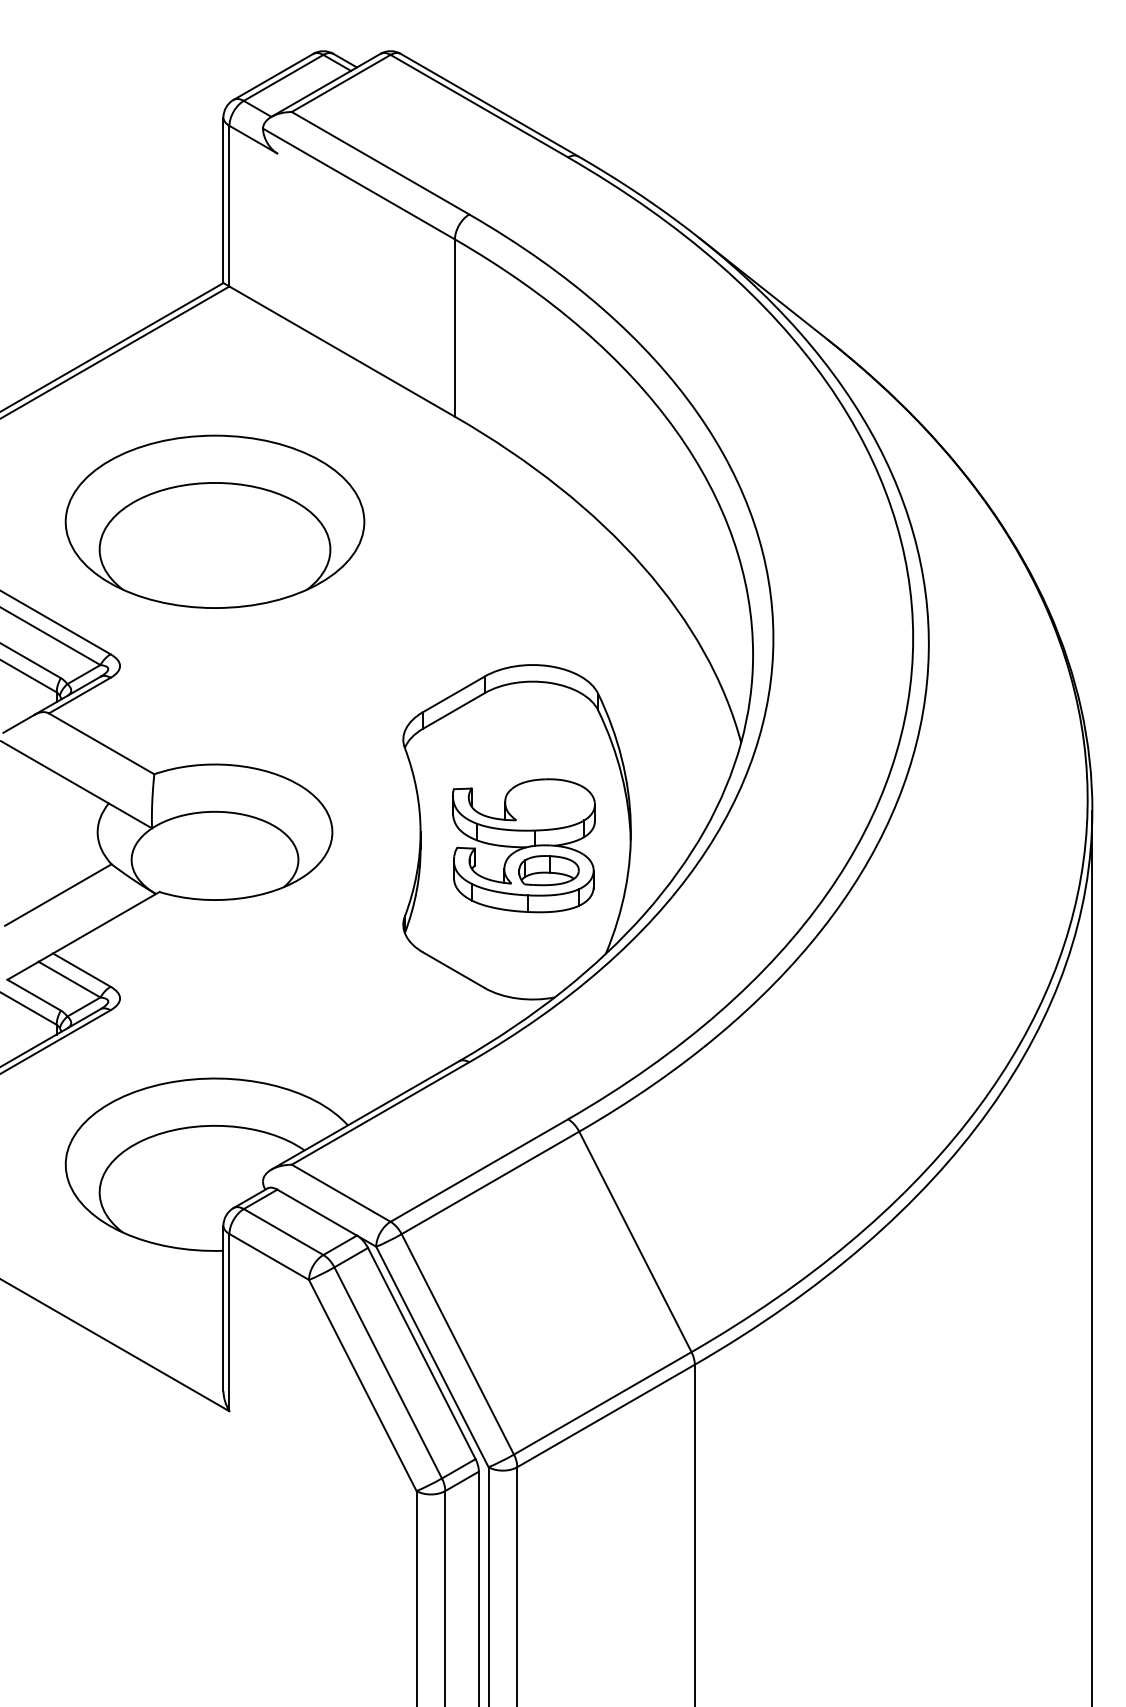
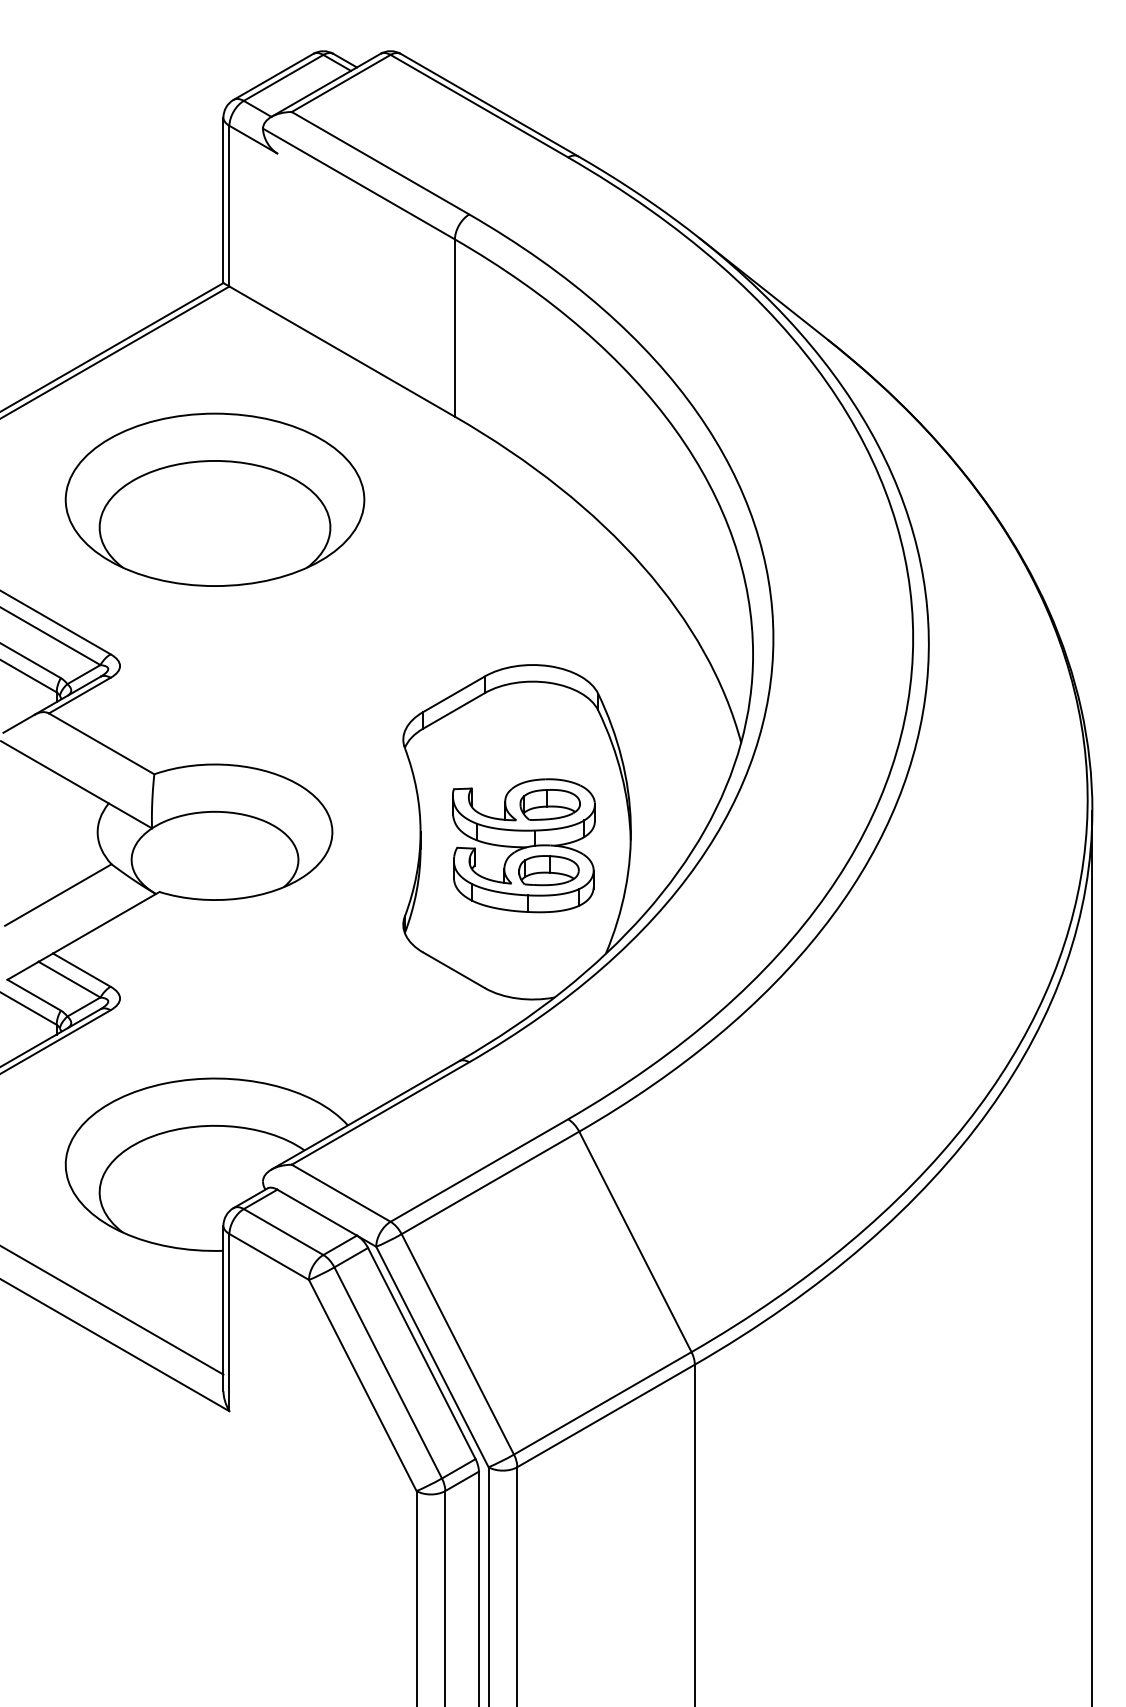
part position: (214, 521) -> (214, 499) (214, 499)
part: none -> present (549, 804)
line: none -> present (112, 1310)
